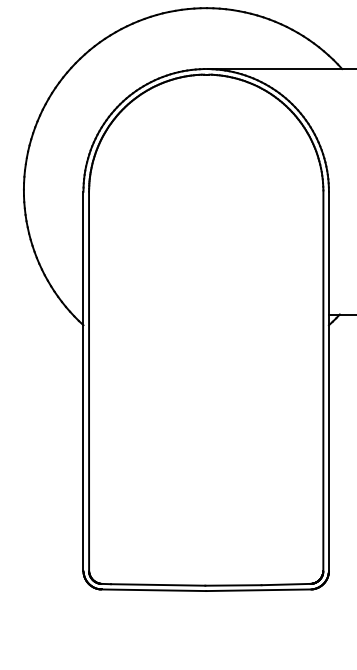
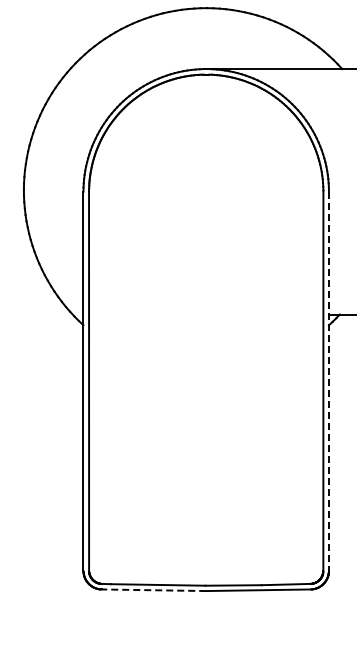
line: solid -> dashed (328, 381)
line: solid -> dashed (153, 590)
